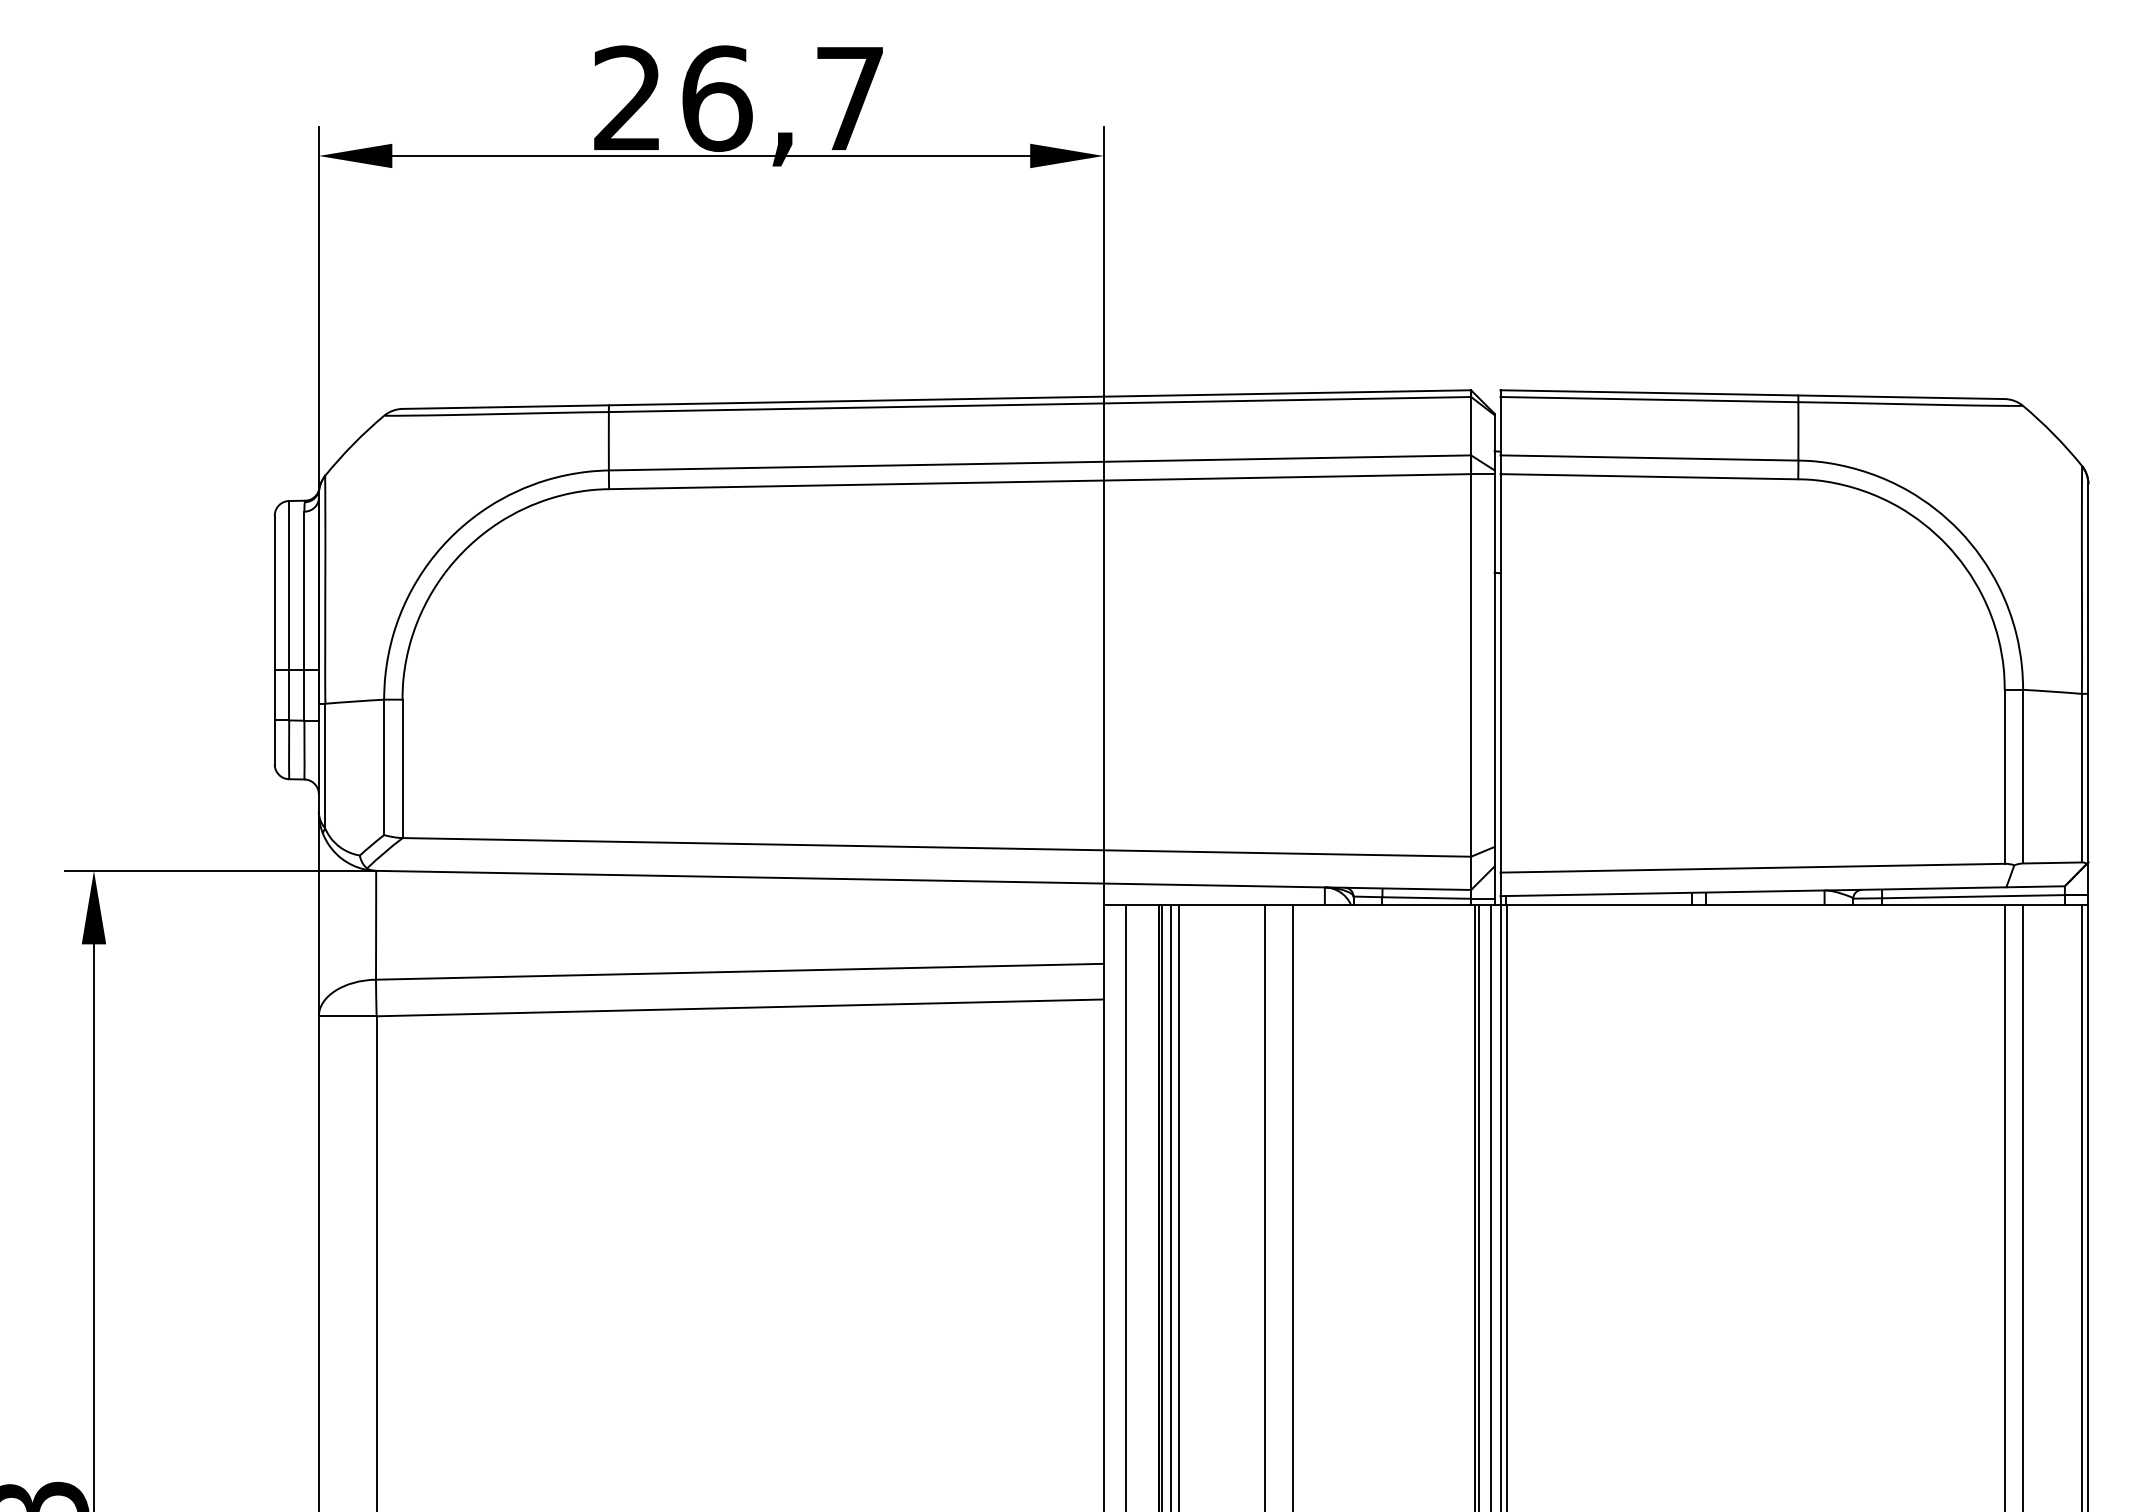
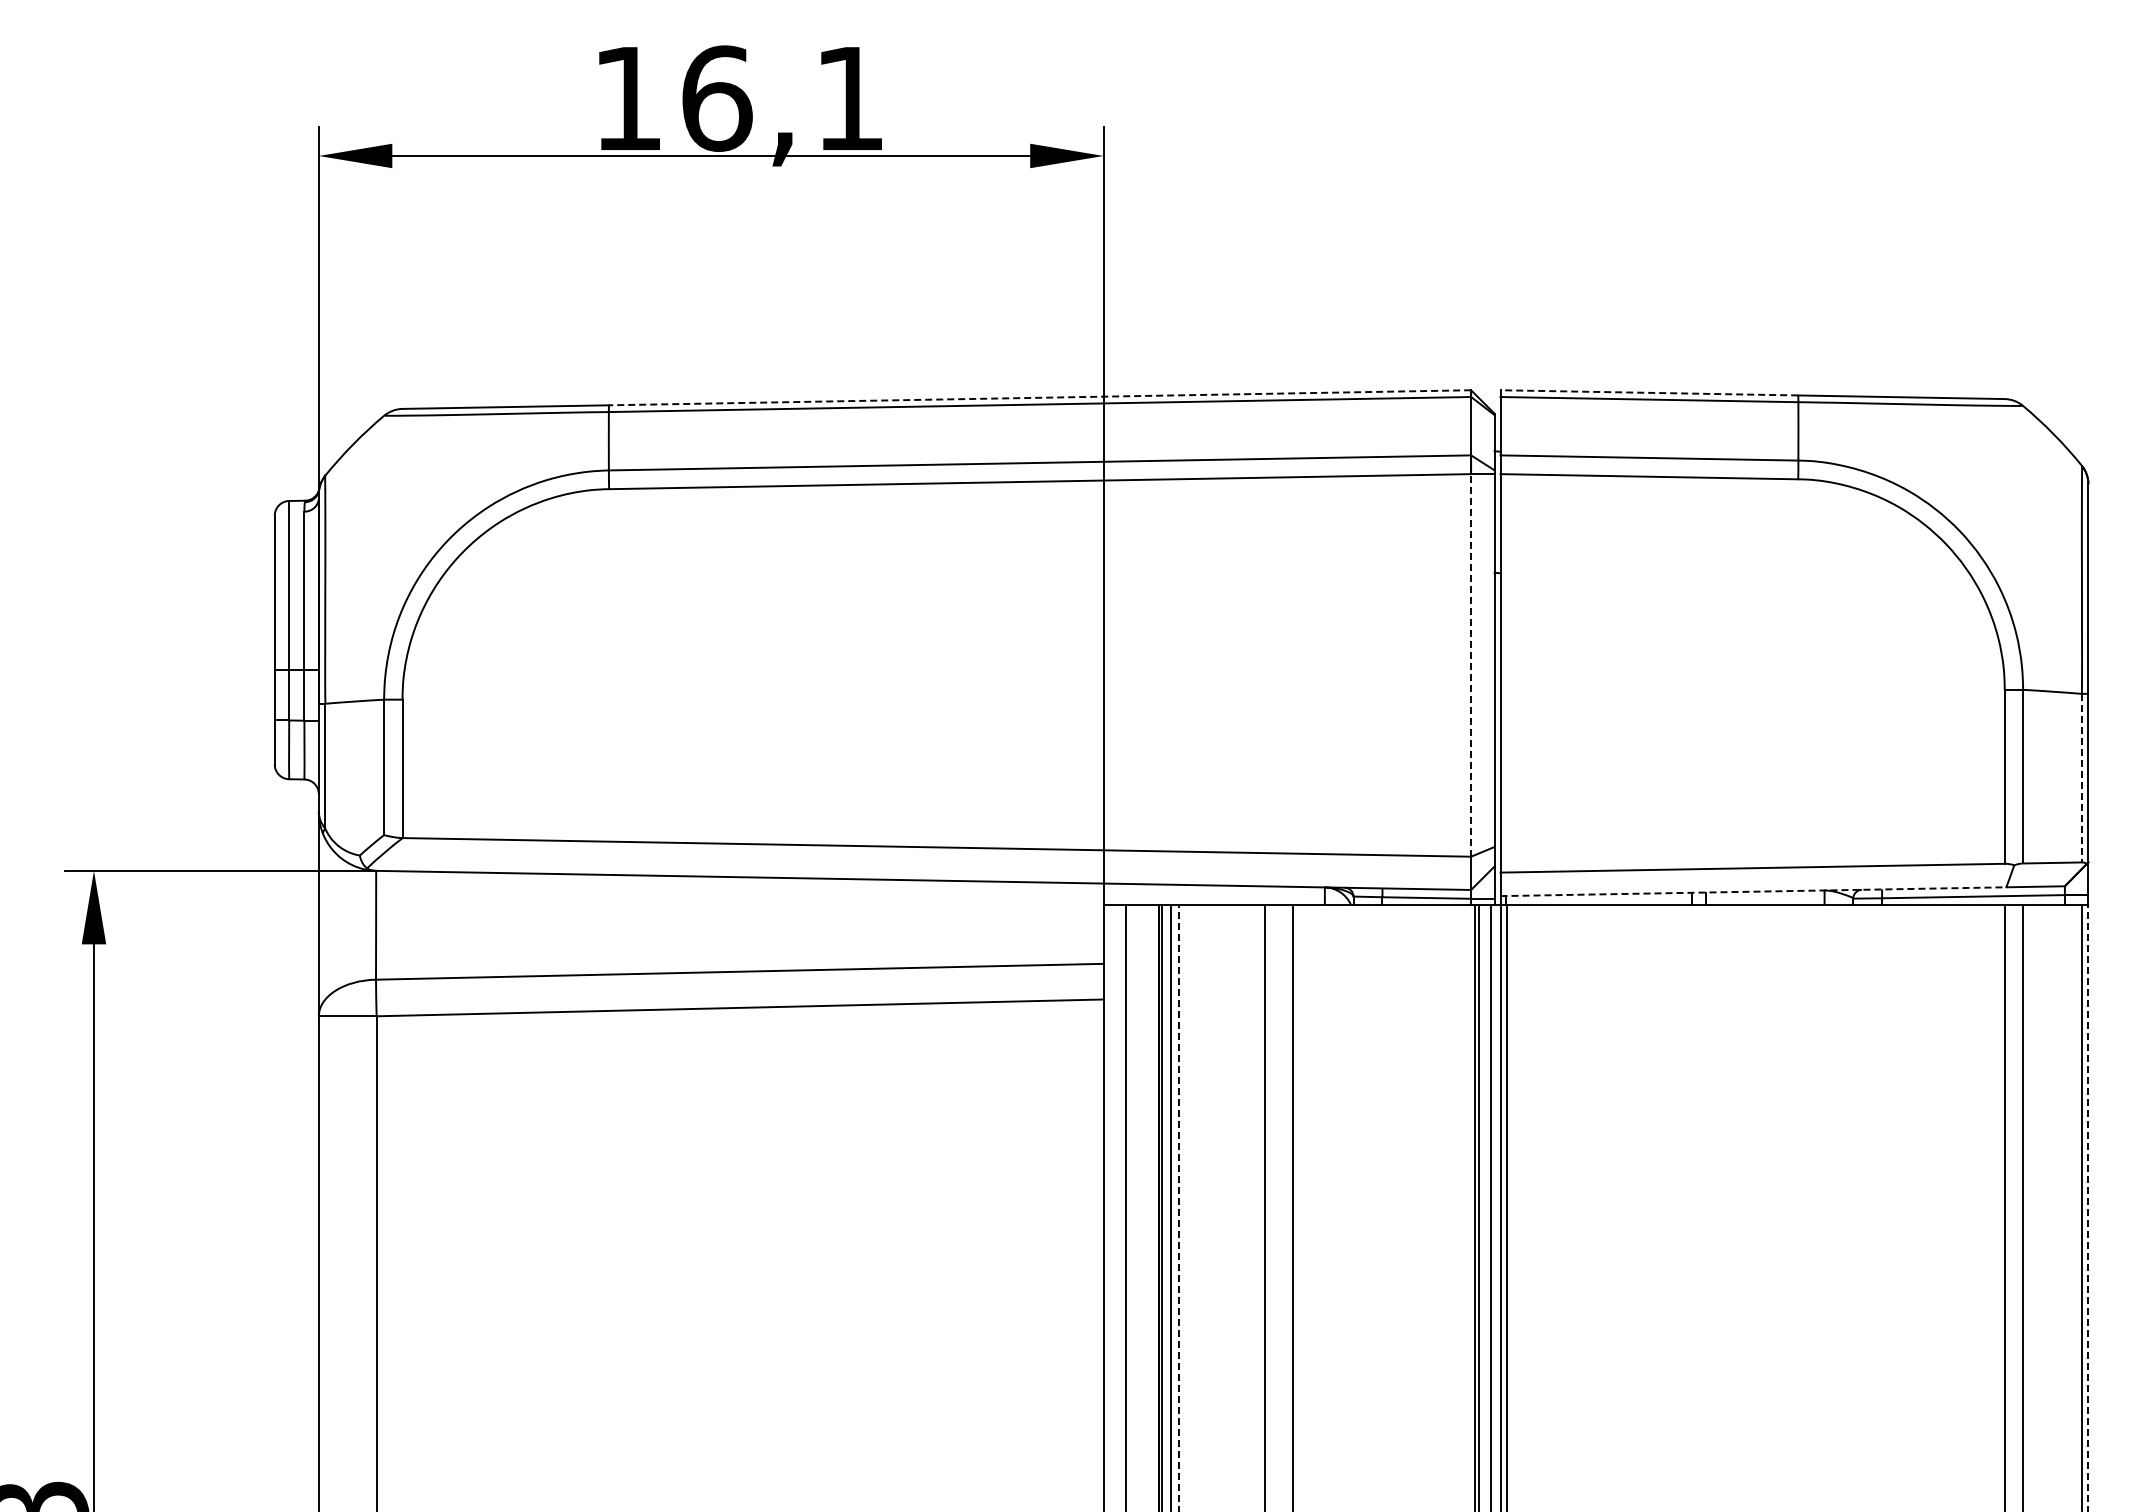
text: 26,7 -> 16,1 (738, 97)
line: solid -> dashed (1649, 392)
line: solid -> dashed (1039, 397)
line: solid -> dashed (1471, 664)
line: solid -> dashed (2081, 778)
line: solid -> dashed (1753, 891)
line: solid -> dashed (1178, 1207)
line: solid -> dashed (2088, 1207)
